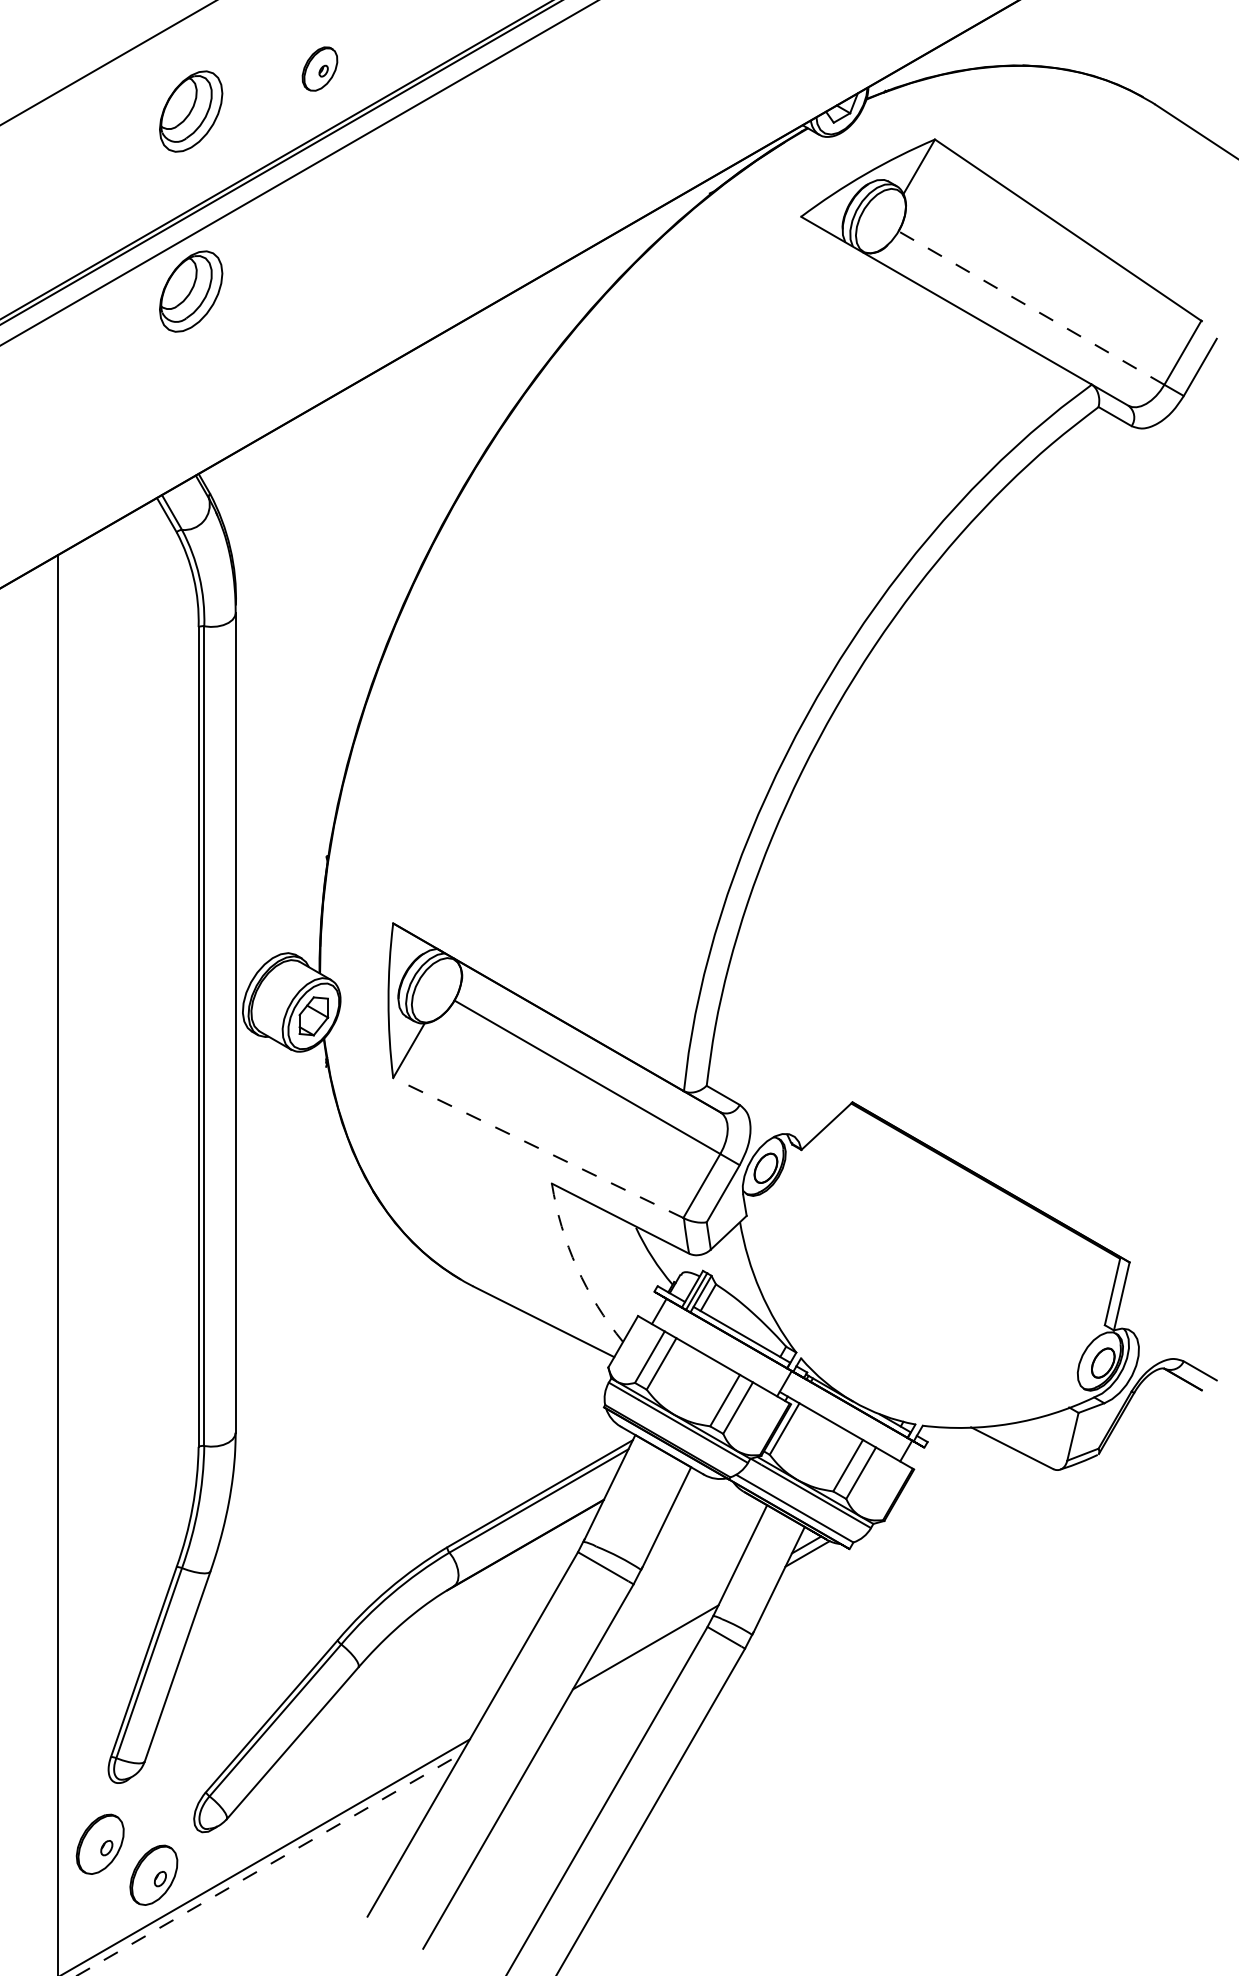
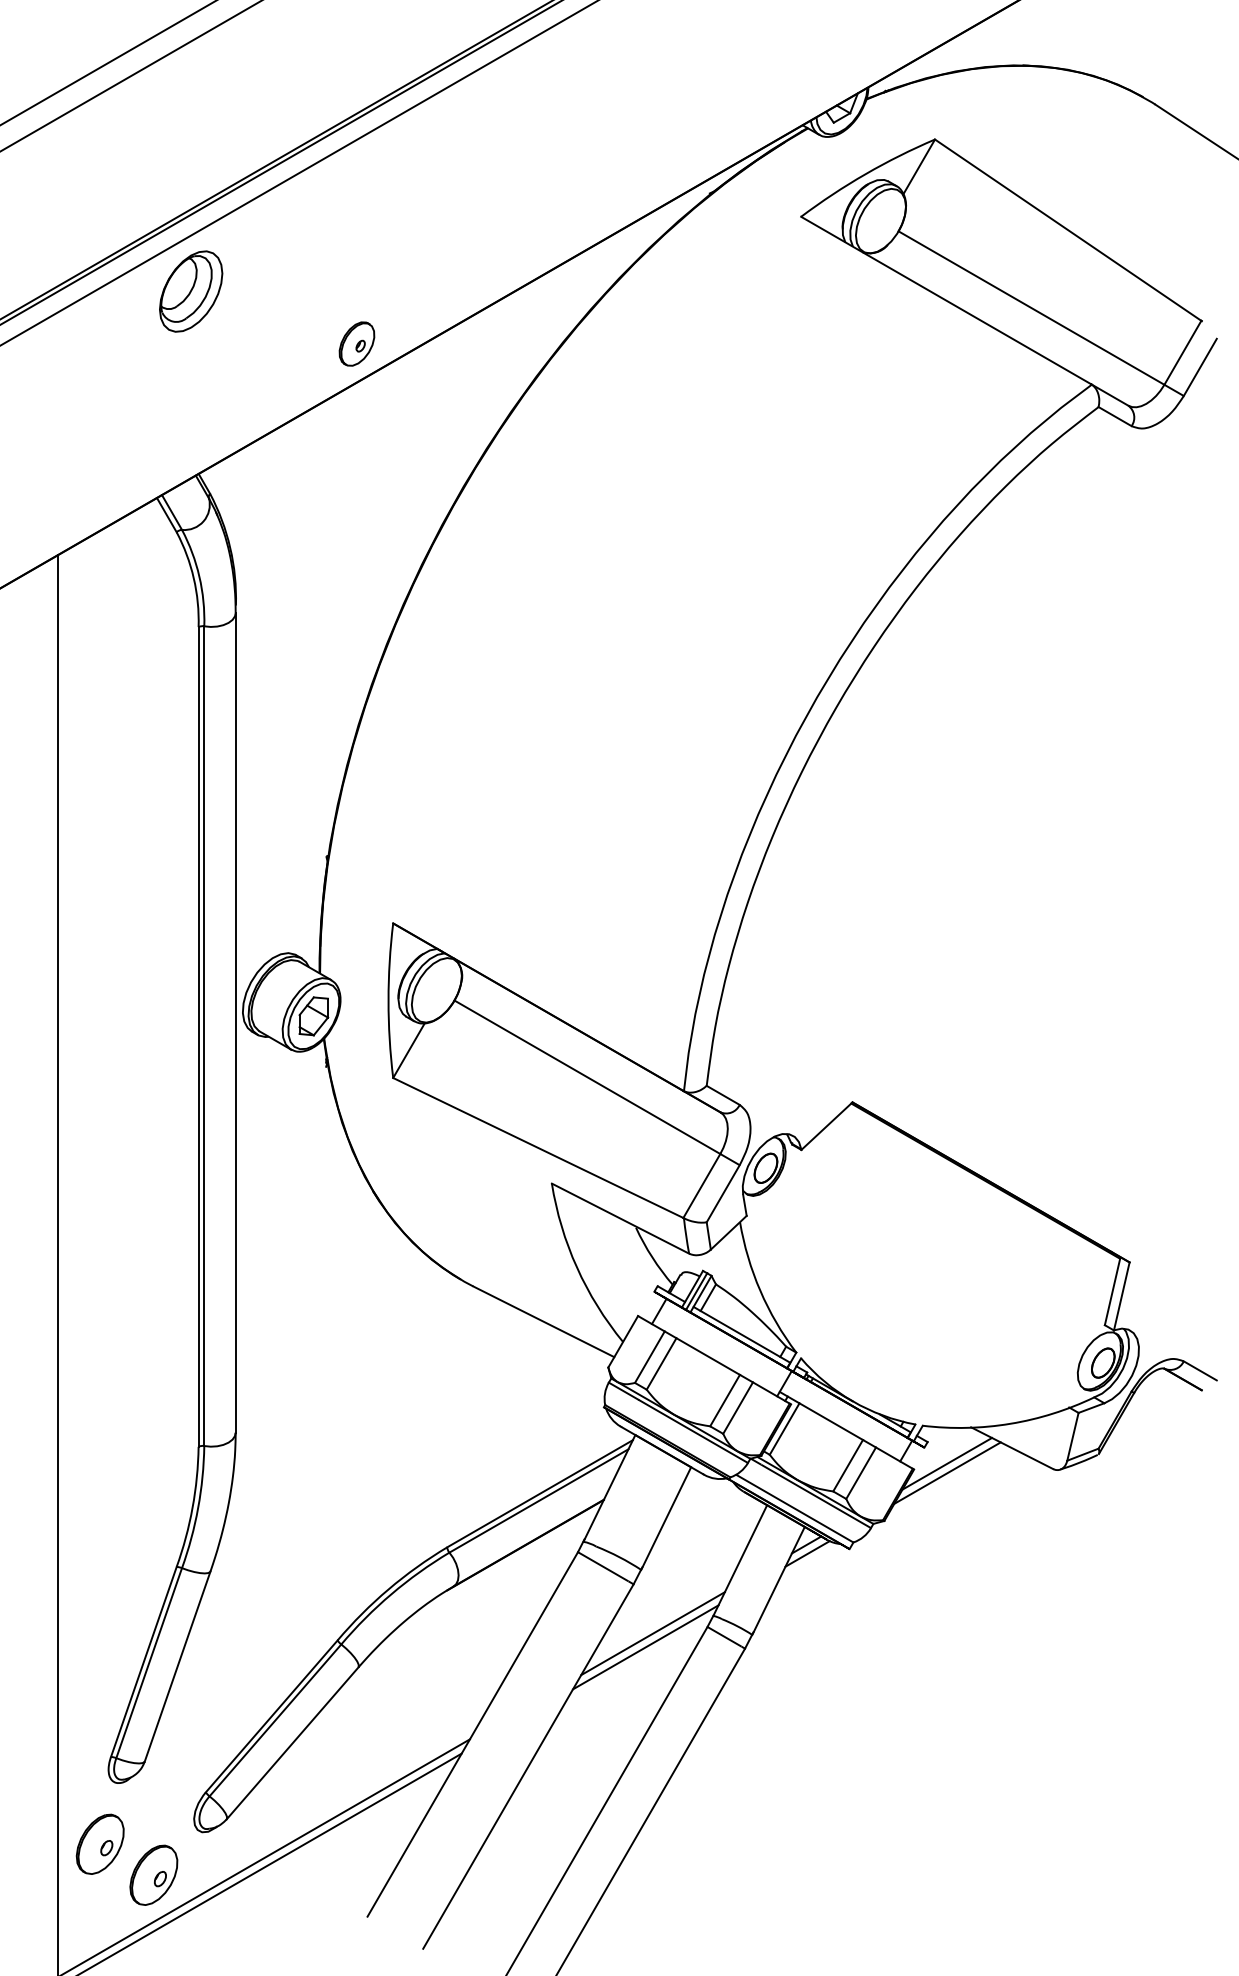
part position: (319, 68) -> (356, 343) (356, 343)
line: none -> present (130, 76)
part: present -> none (191, 111)
line: dashed -> solid (1031, 307)
line: dashed -> solid (537, 1147)
arc: dashed -> solid (576, 1267)
line: none -> present (947, 1463)
line: none -> present (947, 1472)
line: none -> present (652, 1633)
line: dashed -> solid (269, 1864)
